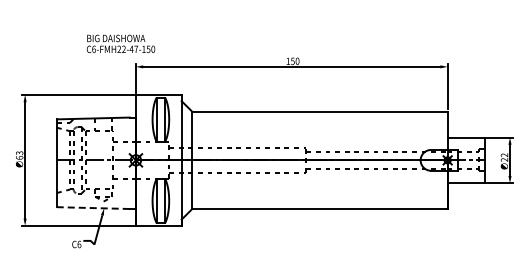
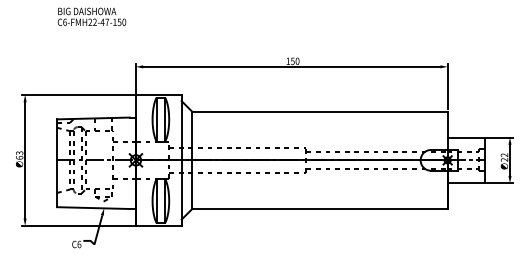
text position: (120, 43) -> (91, 16) (91, 16)
line: dashed -> solid (92, 208)
